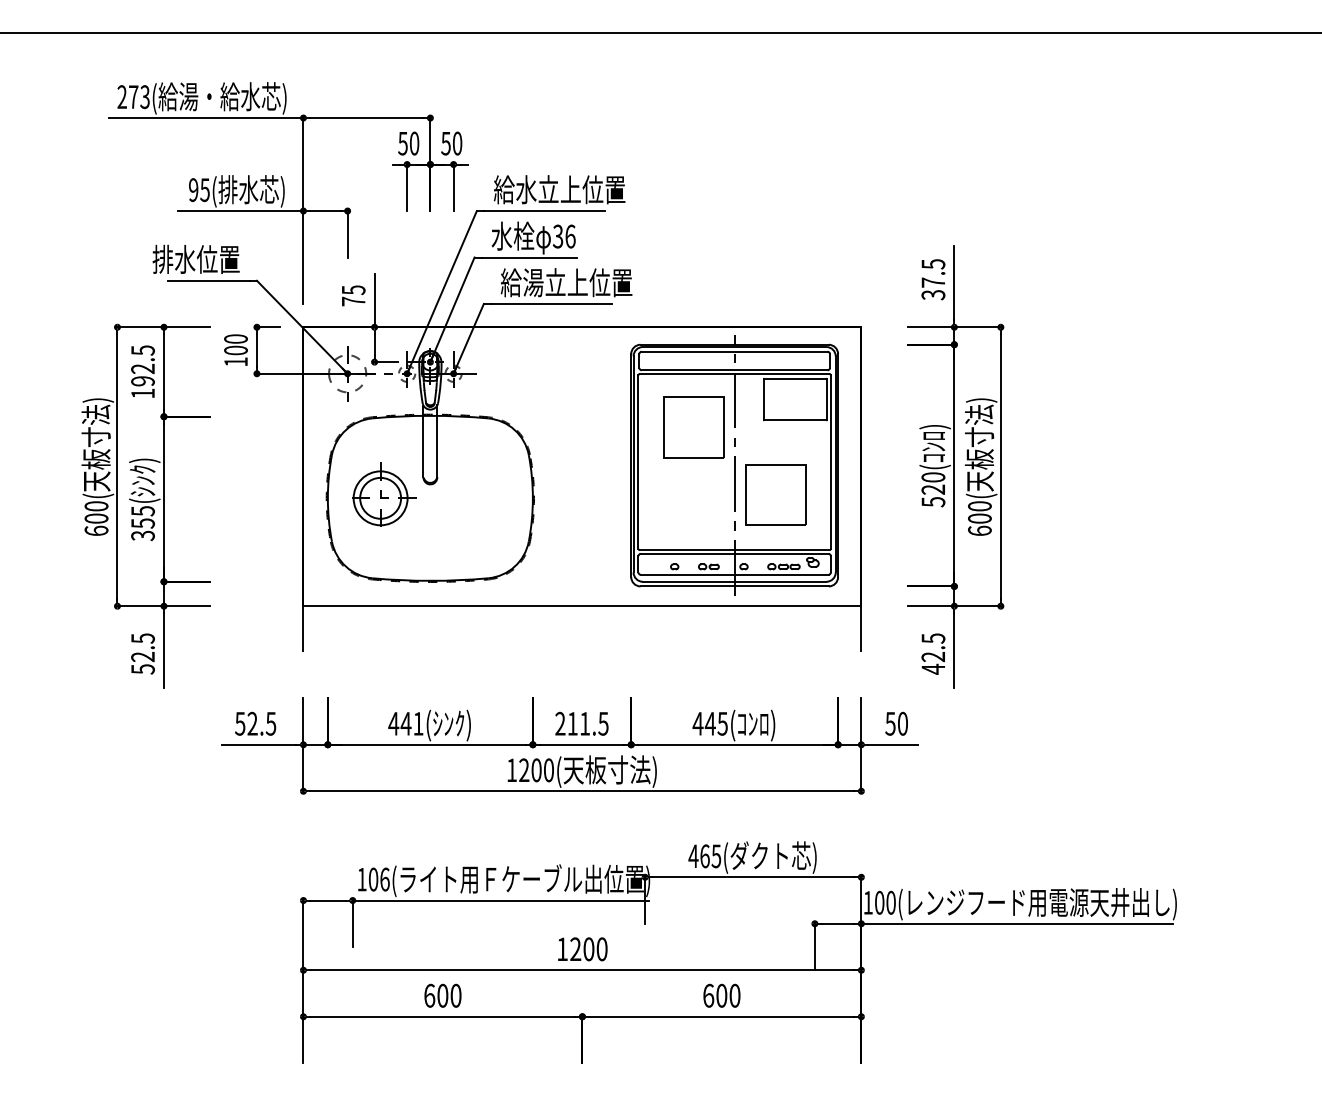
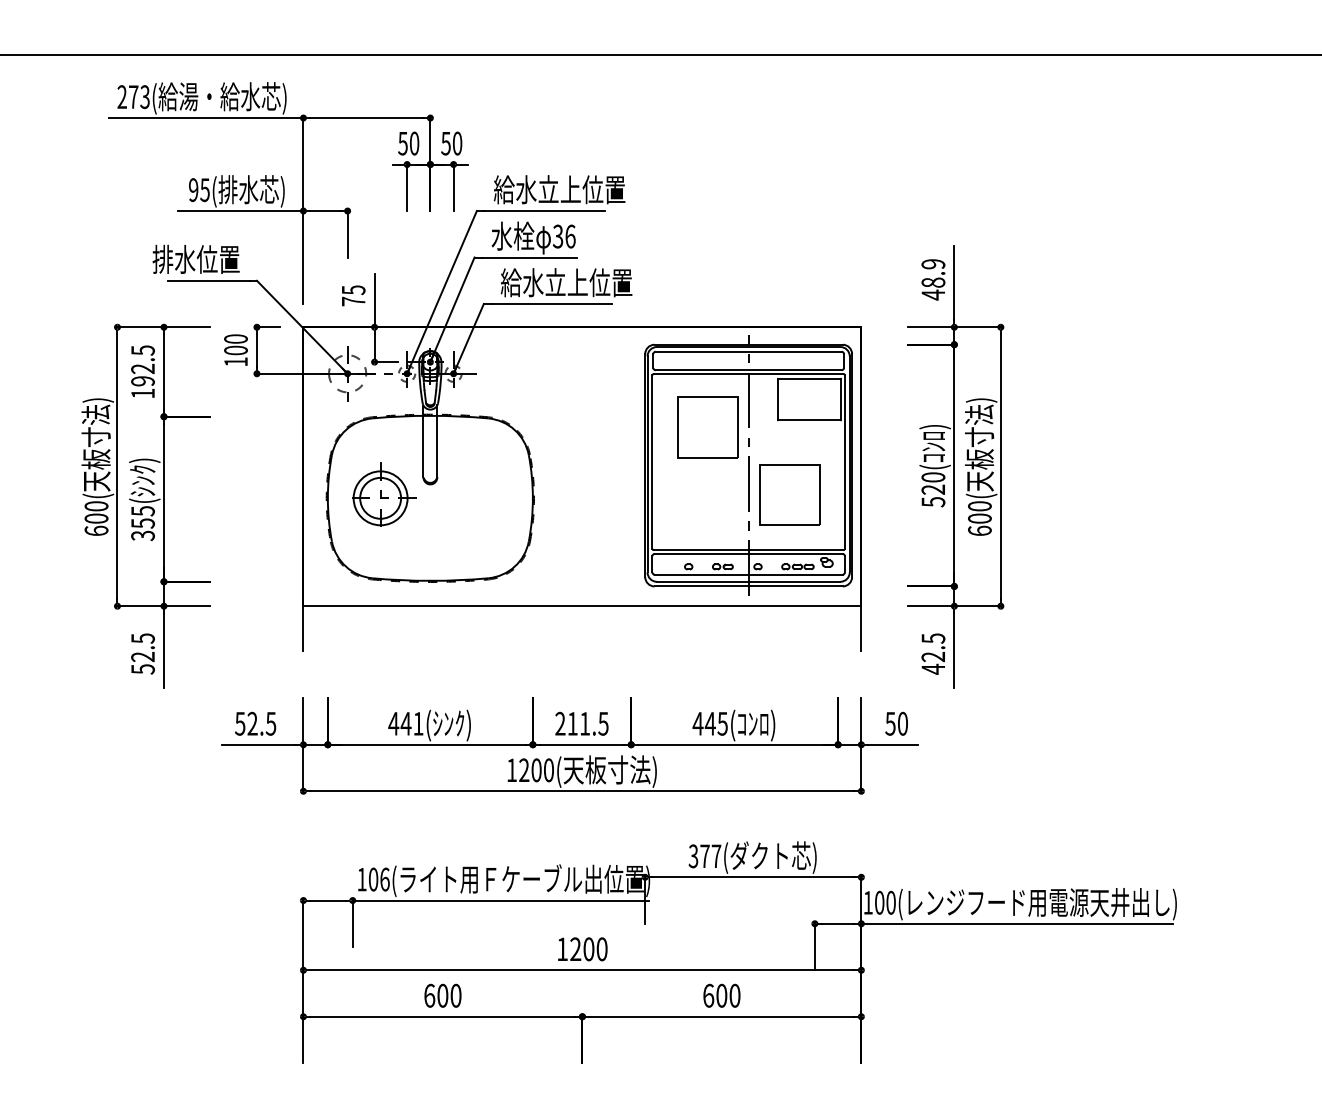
line position: (660, 32) -> (660, 54) (660, 54)
text: 37.5 -> 48.9 (933, 279)
text: 給湯立上位置 -> 給水立上位置 (533, 282)
part position: (734, 465) -> (748, 465) (748, 465)
text: 465( -> 377( (704, 856)
